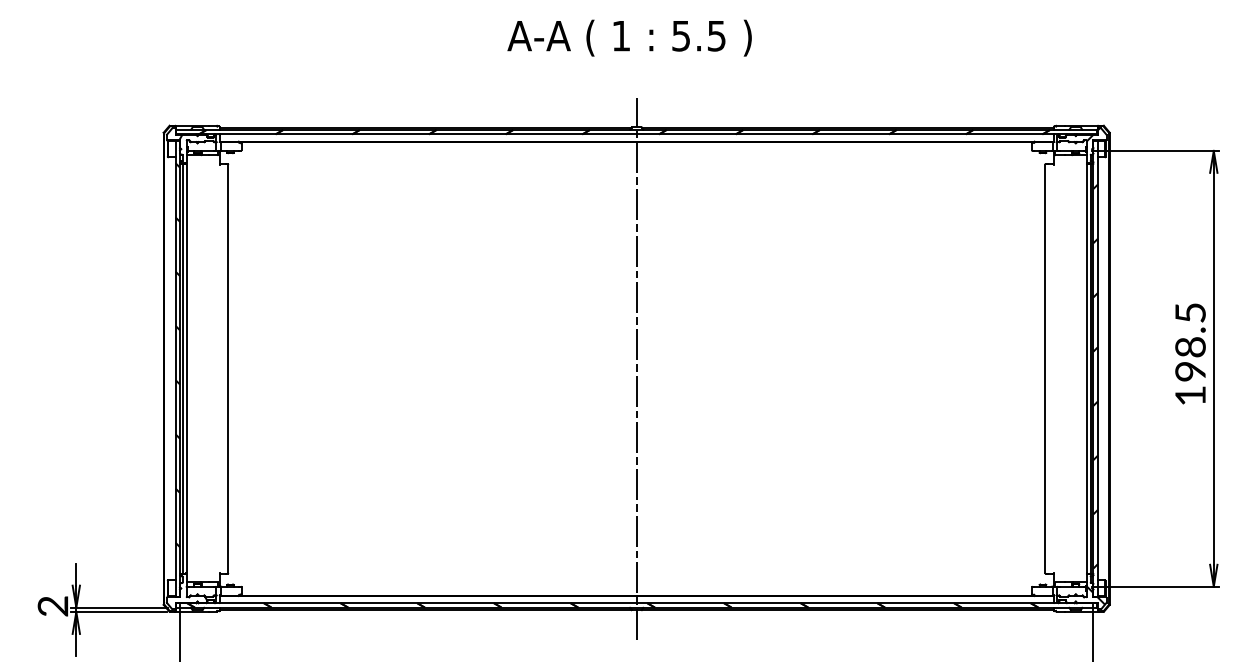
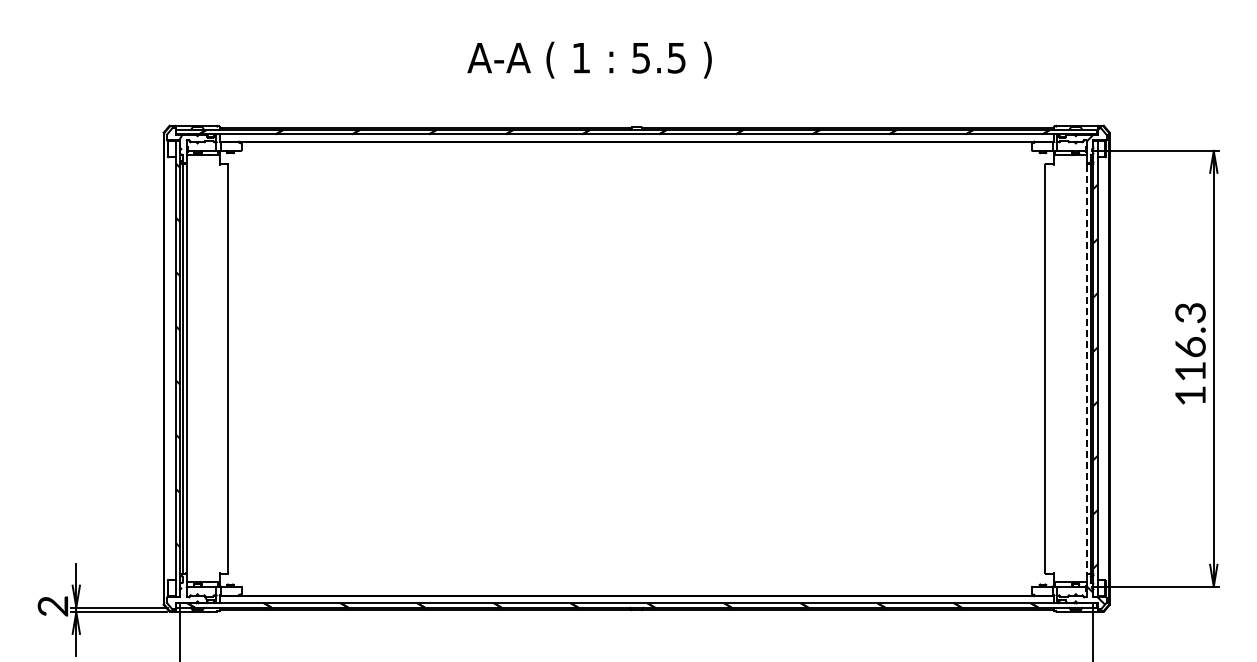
text position: (629, 37) -> (589, 59) (589, 59)
text: 198.5 -> 116.3 (1190, 342)
line: present -> none (636, 368)
line: solid -> dashed (1086, 369)
